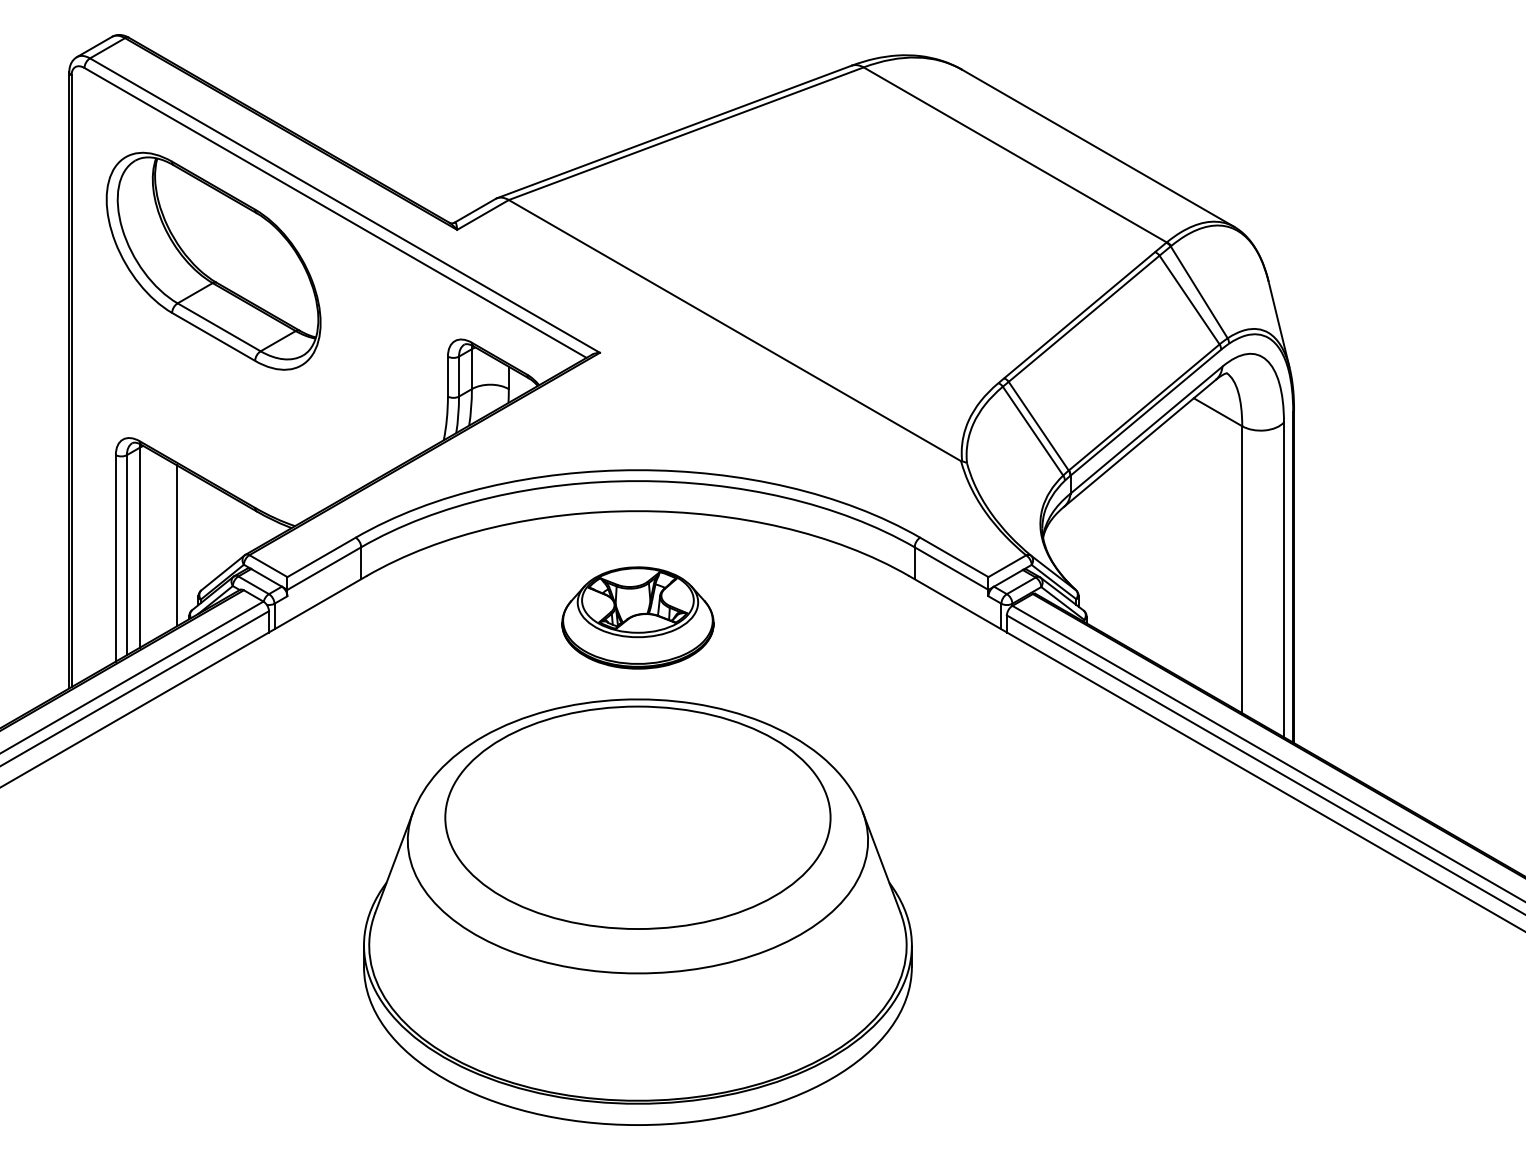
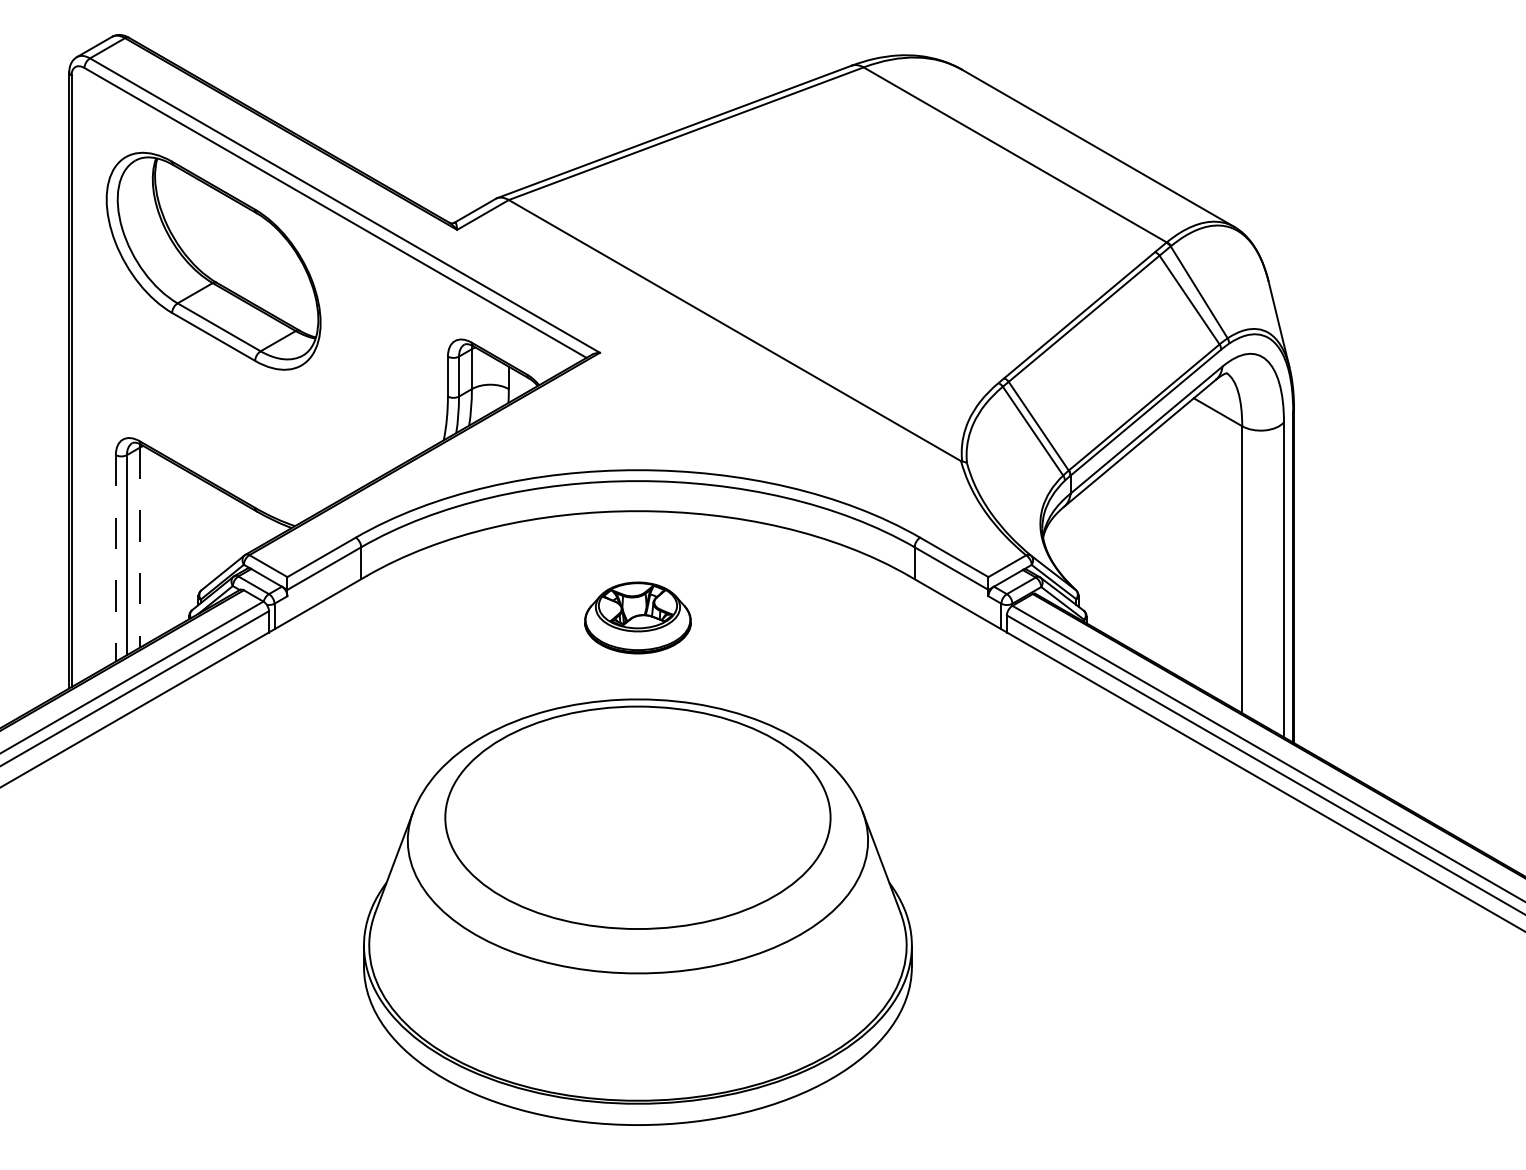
line: present -> none (176, 545)
line: solid -> dashed (139, 548)
line: solid -> dashed (115, 558)
part size: 154x104 px -> 108x74 px (637, 617)
